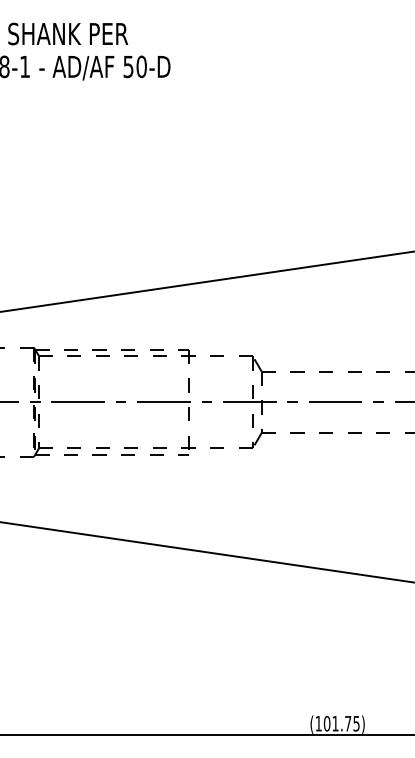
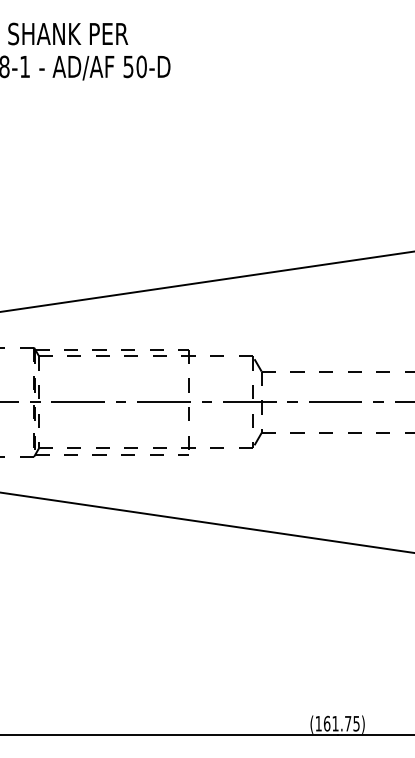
line position: (206, 552) -> (206, 522) (206, 522)
text: (101.75) -> (161.75) (327, 723)
